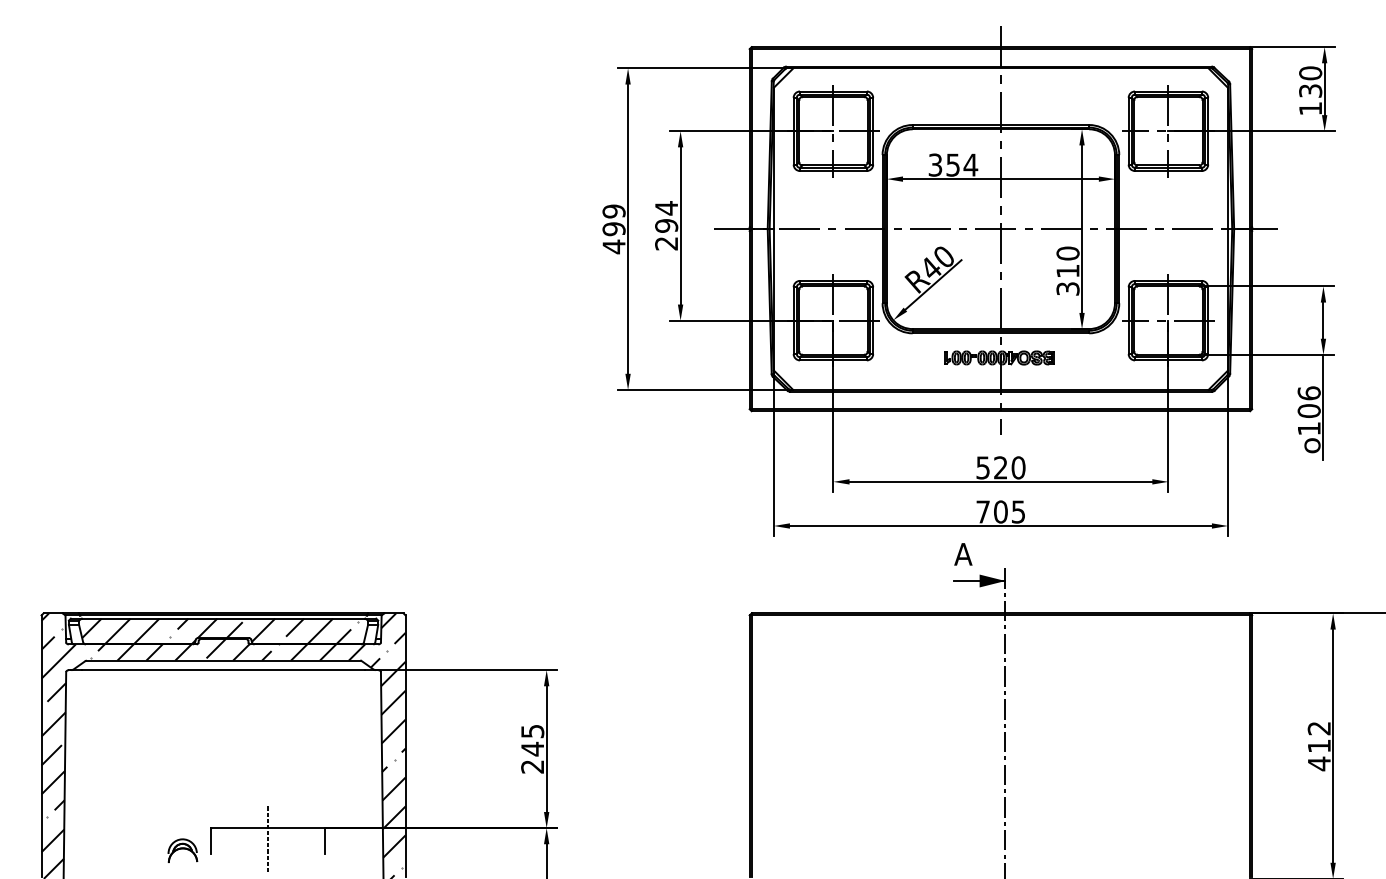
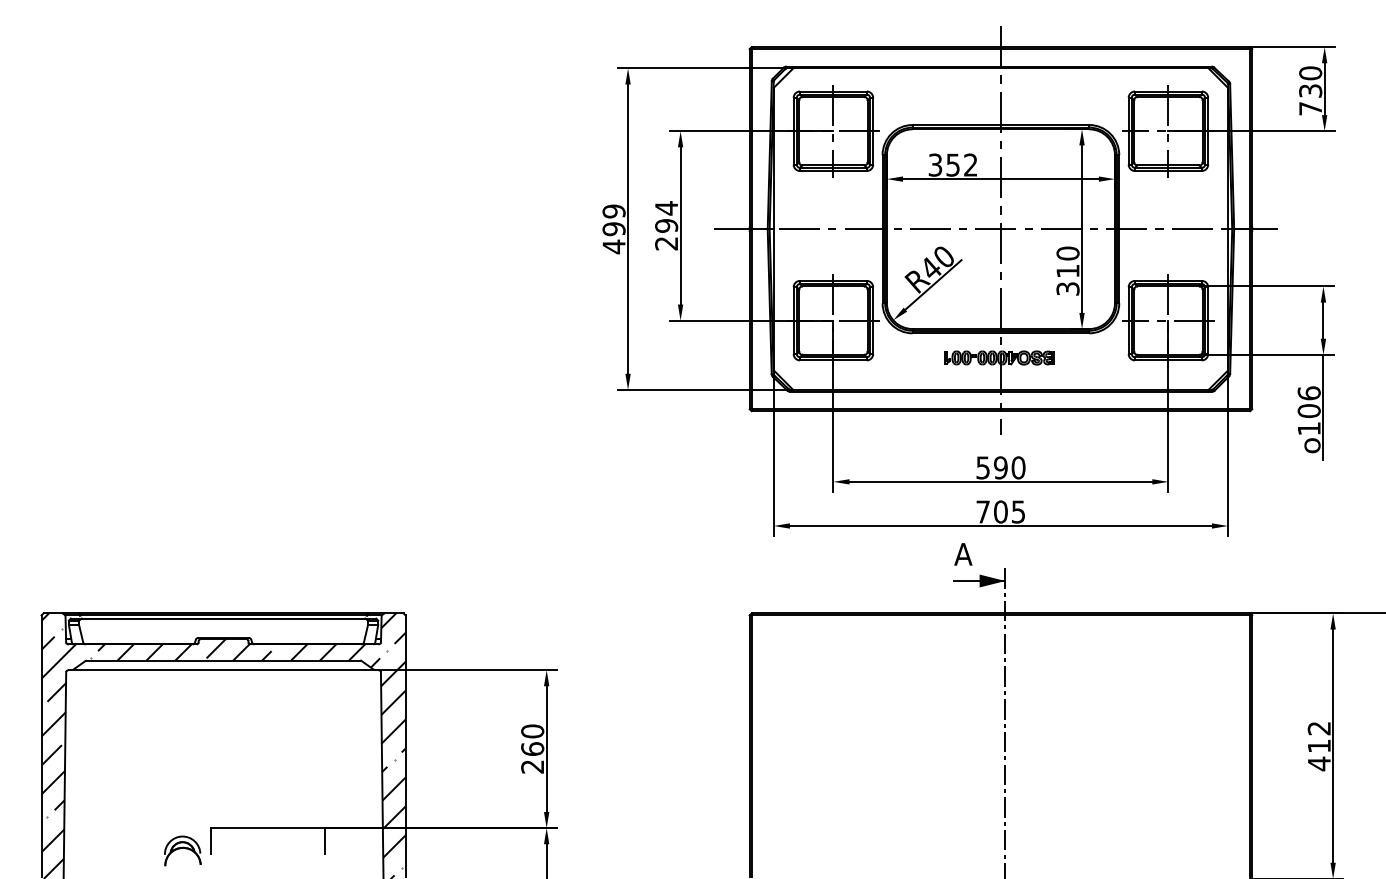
text: 130 -> 730 (1310, 108)
text: 354 -> 352 (970, 164)
text: 520 -> 590 (1000, 467)
hatch: present -> none (220, 631)
text: 245 -> 260 (532, 740)
line: present -> none (268, 839)
part size: 32x25 px -> 38x32 px (182, 850)
